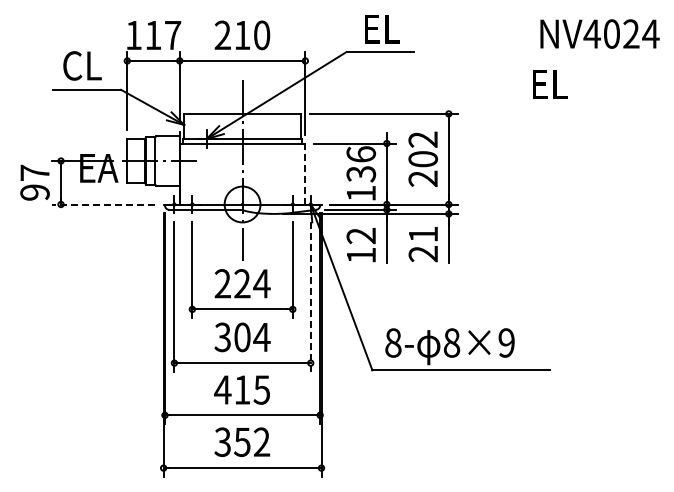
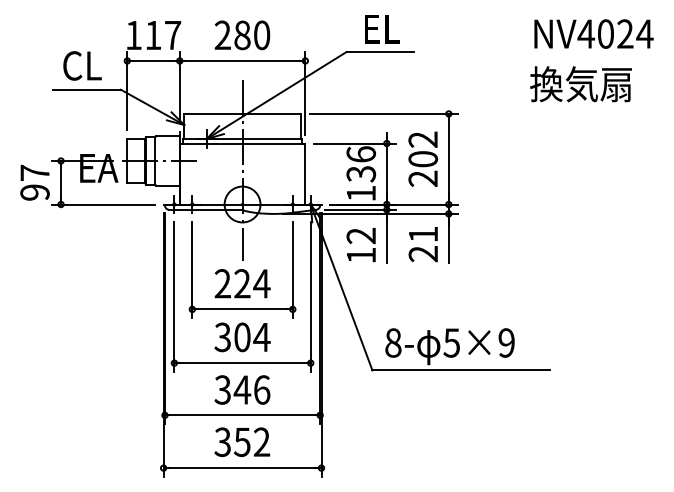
text position: (599, 33) -> (593, 33) (593, 33)
text: 210 -> 280 (242, 35)
text: EL -> 換気扇 (580, 84)
line: dashed -> solid (305, 173)
line: dashed -> solid (102, 204)
line: dashed -> solid (310, 297)
text: 8×9 -> 5×9 (451, 342)
text: 415 -> 346 (242, 389)
